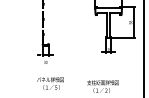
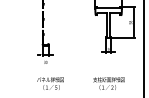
text position: (102, 86) -> (108, 83) (108, 83)
